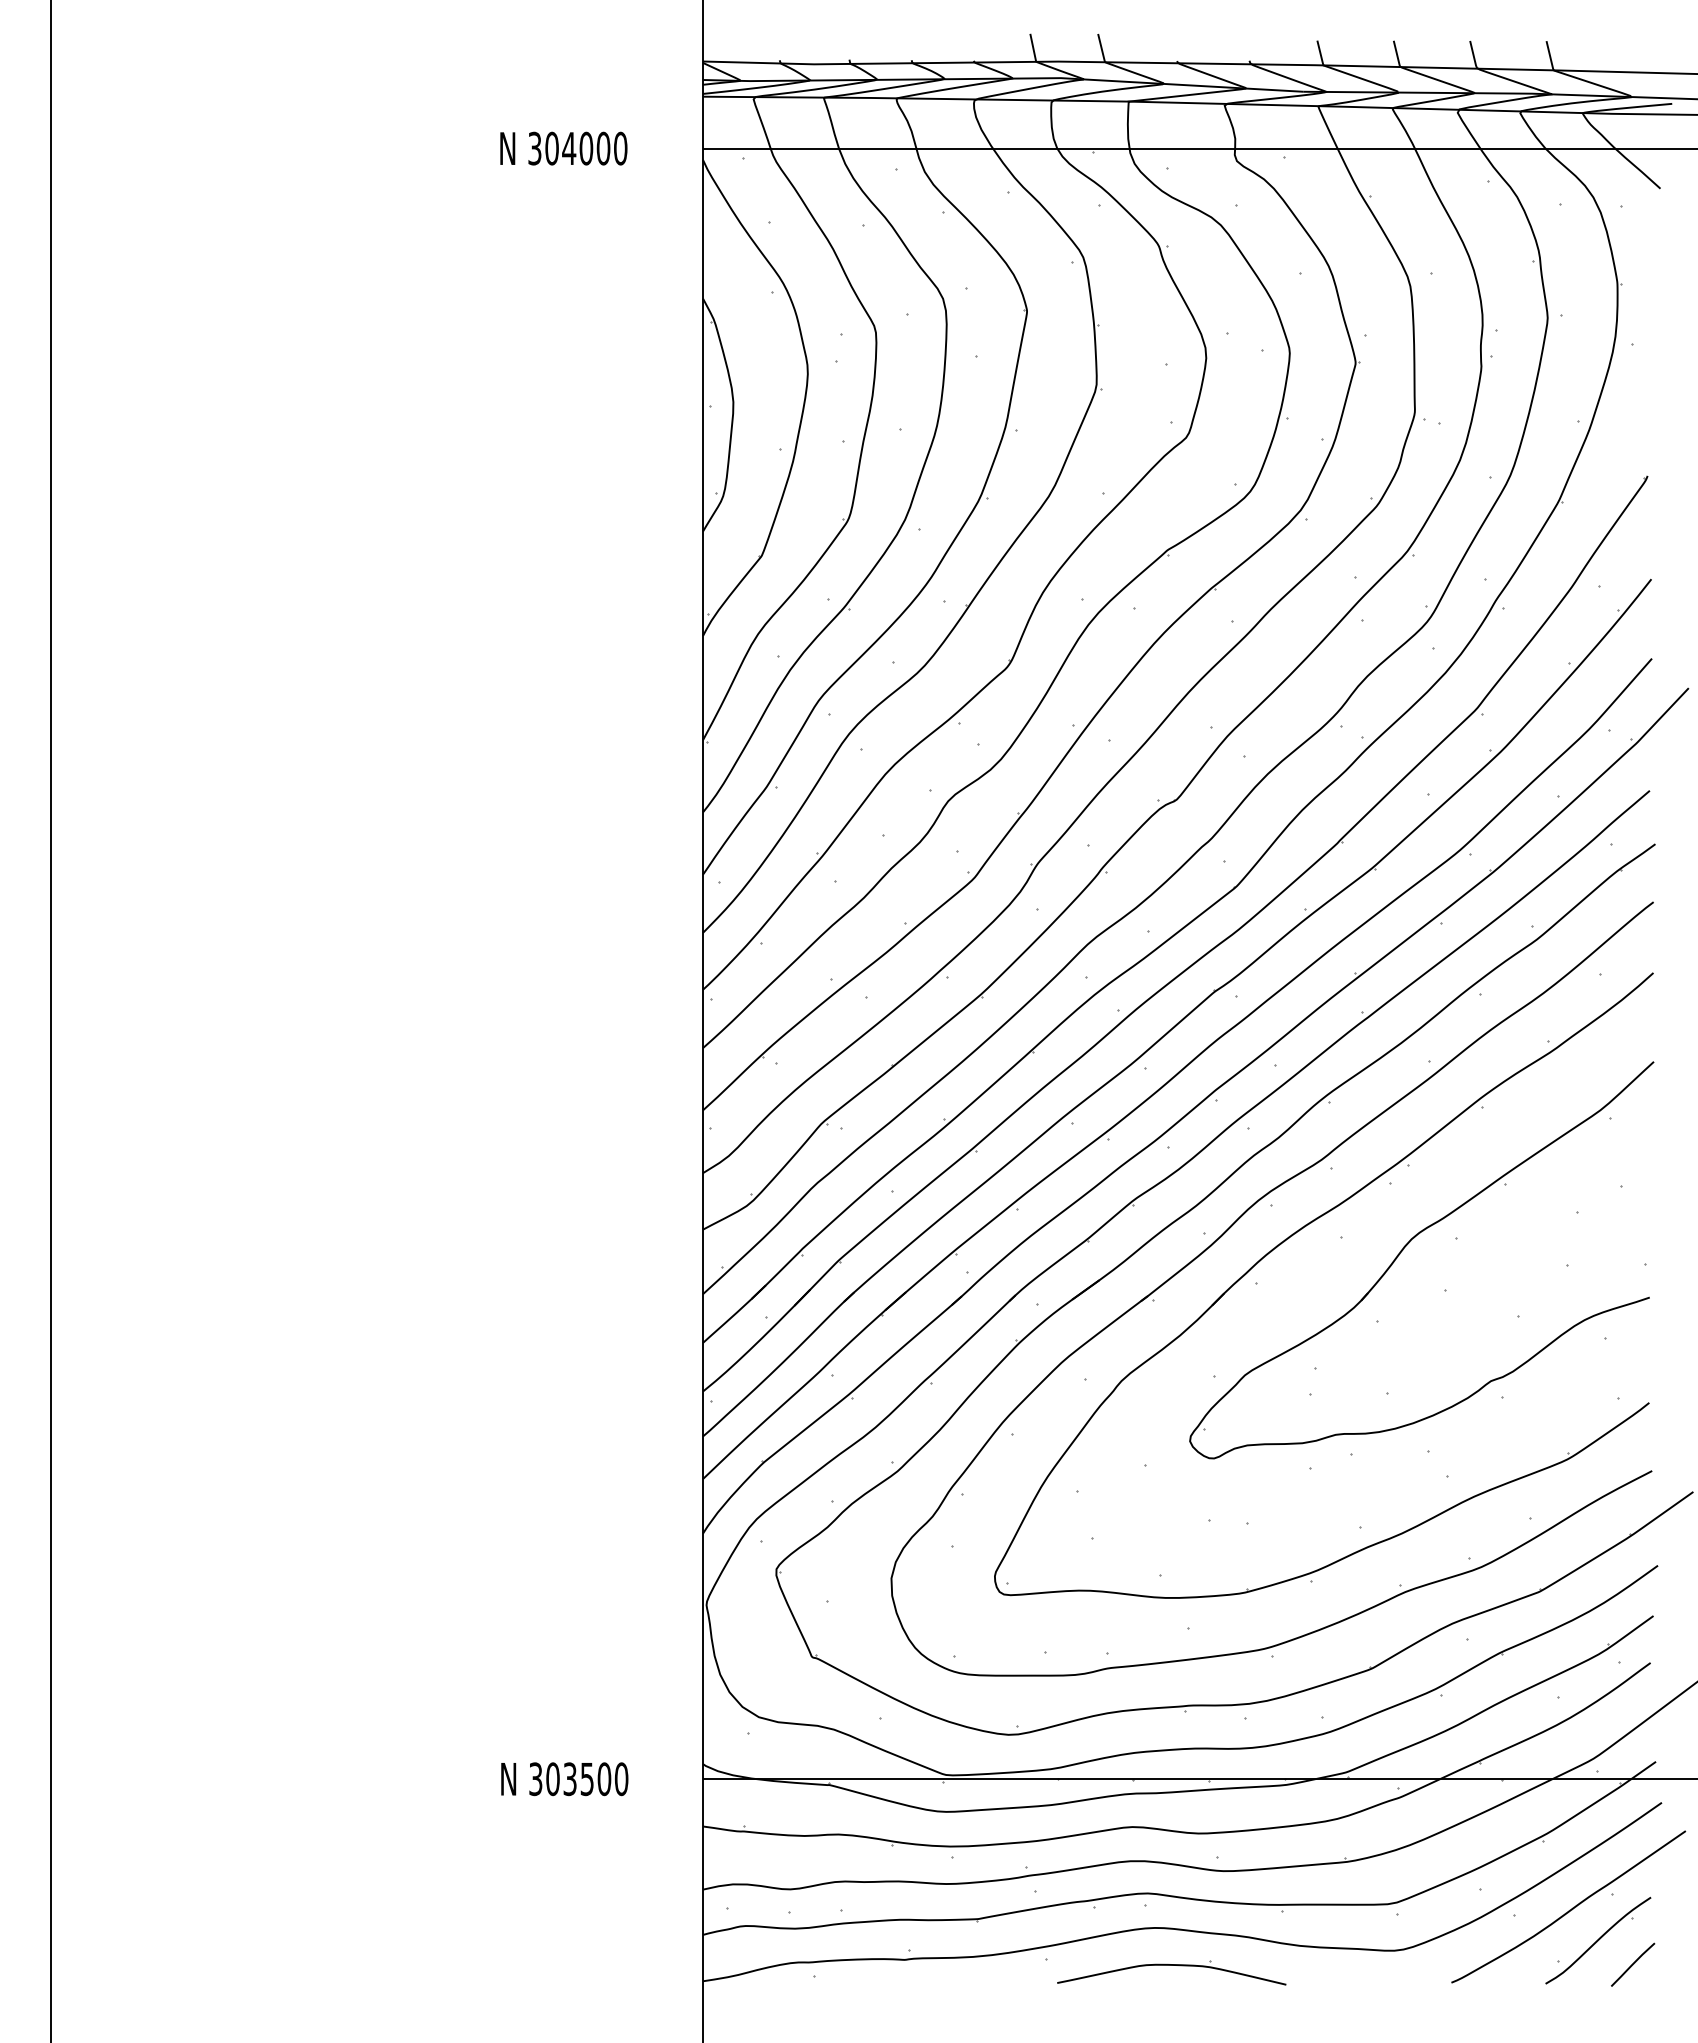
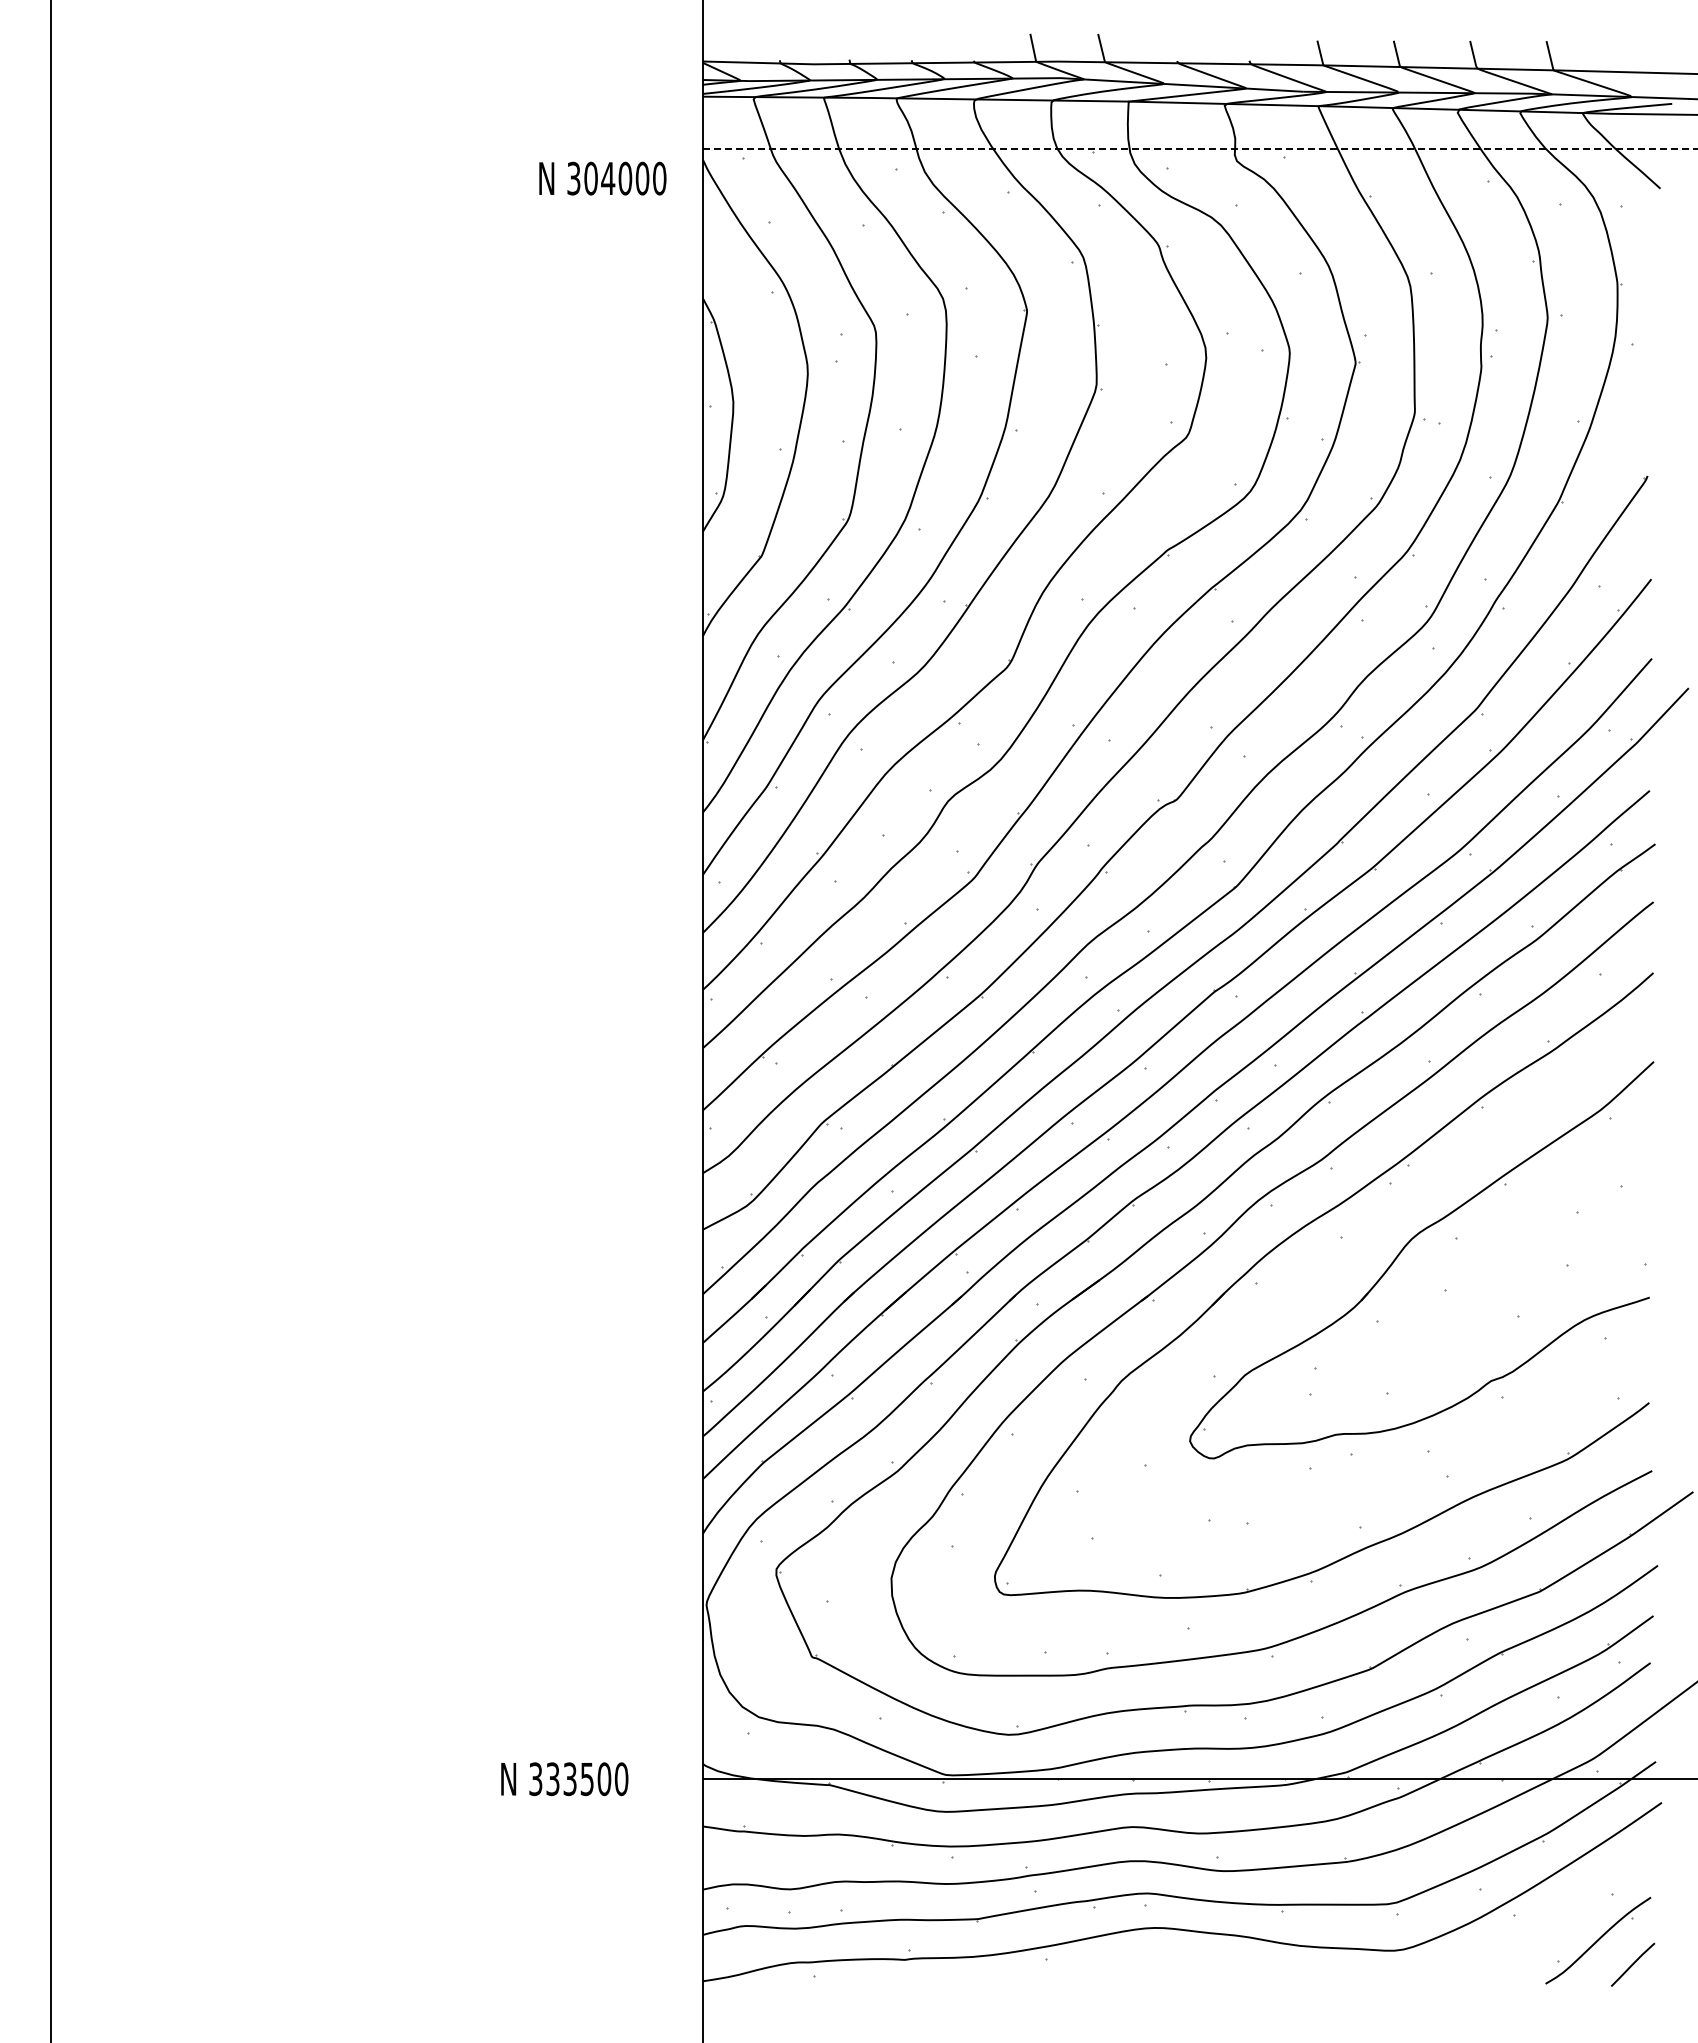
text position: (563, 148) -> (602, 178) (602, 178)
line: solid -> dashed (1200, 148)
text: 303500 -> 333500 (552, 1779)
curve: present -> none (1571, 1908)
part: present -> none (1171, 1965)
